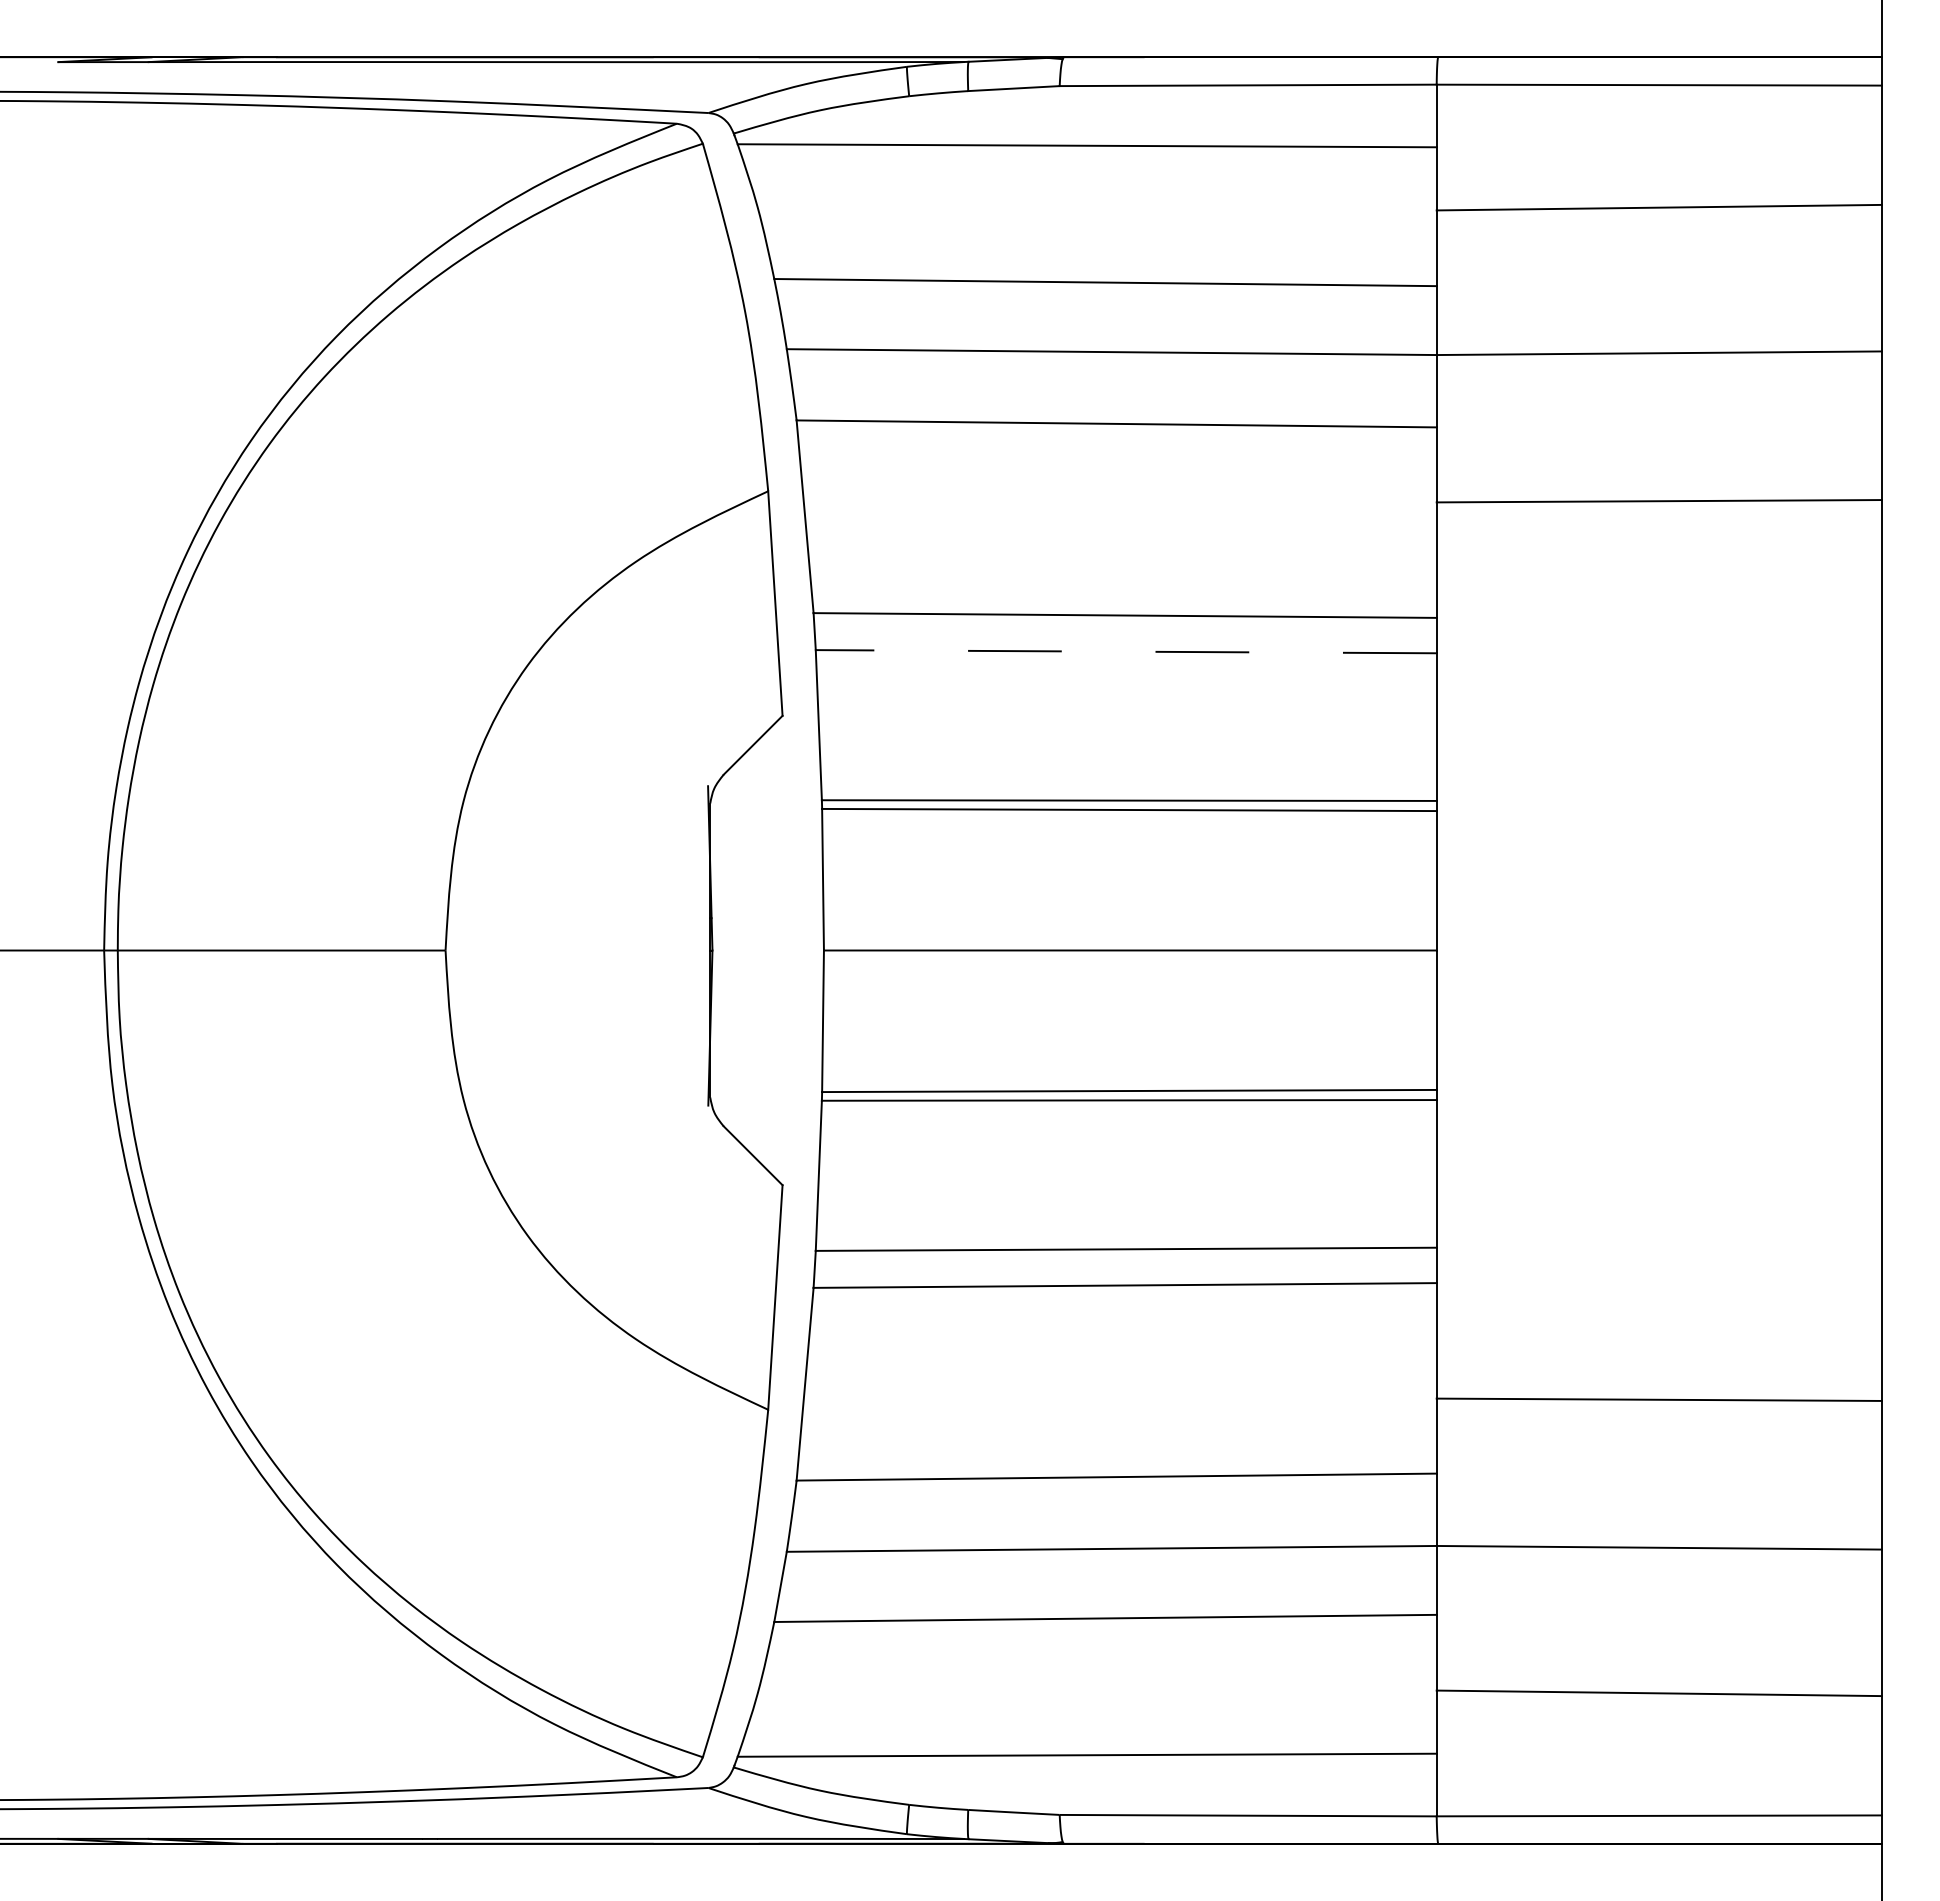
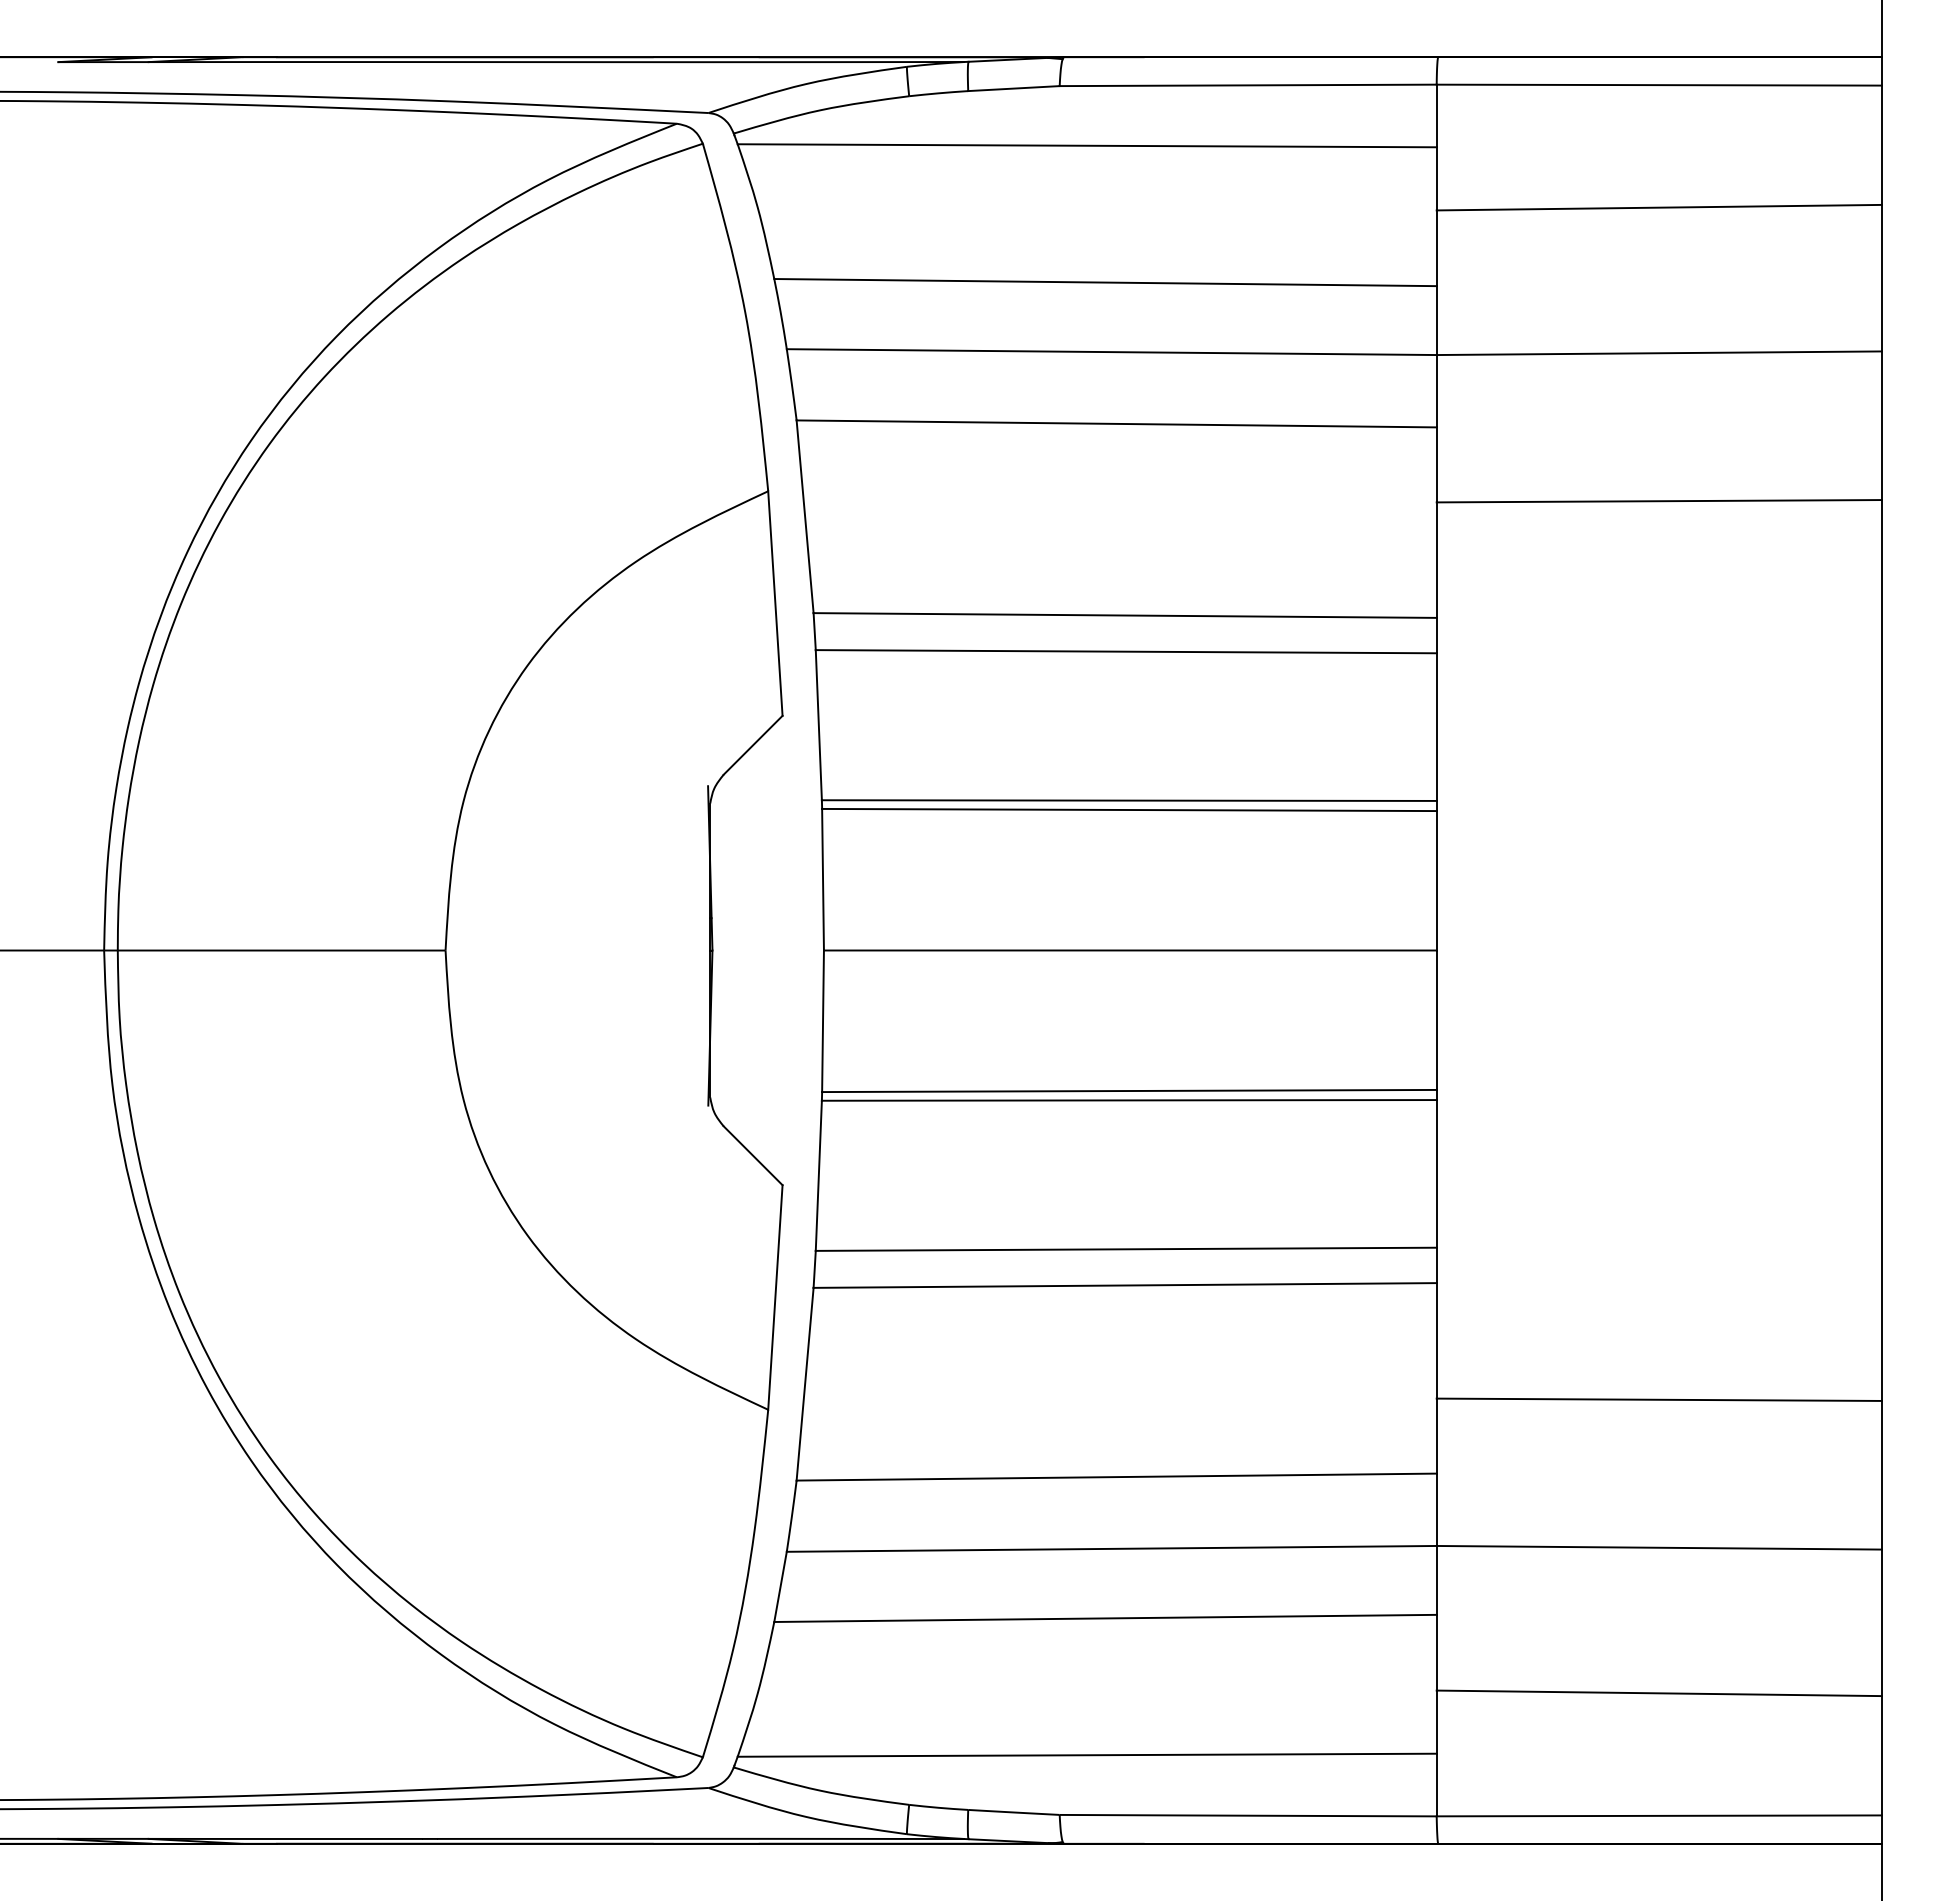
line: dashed -> solid (1125, 651)
